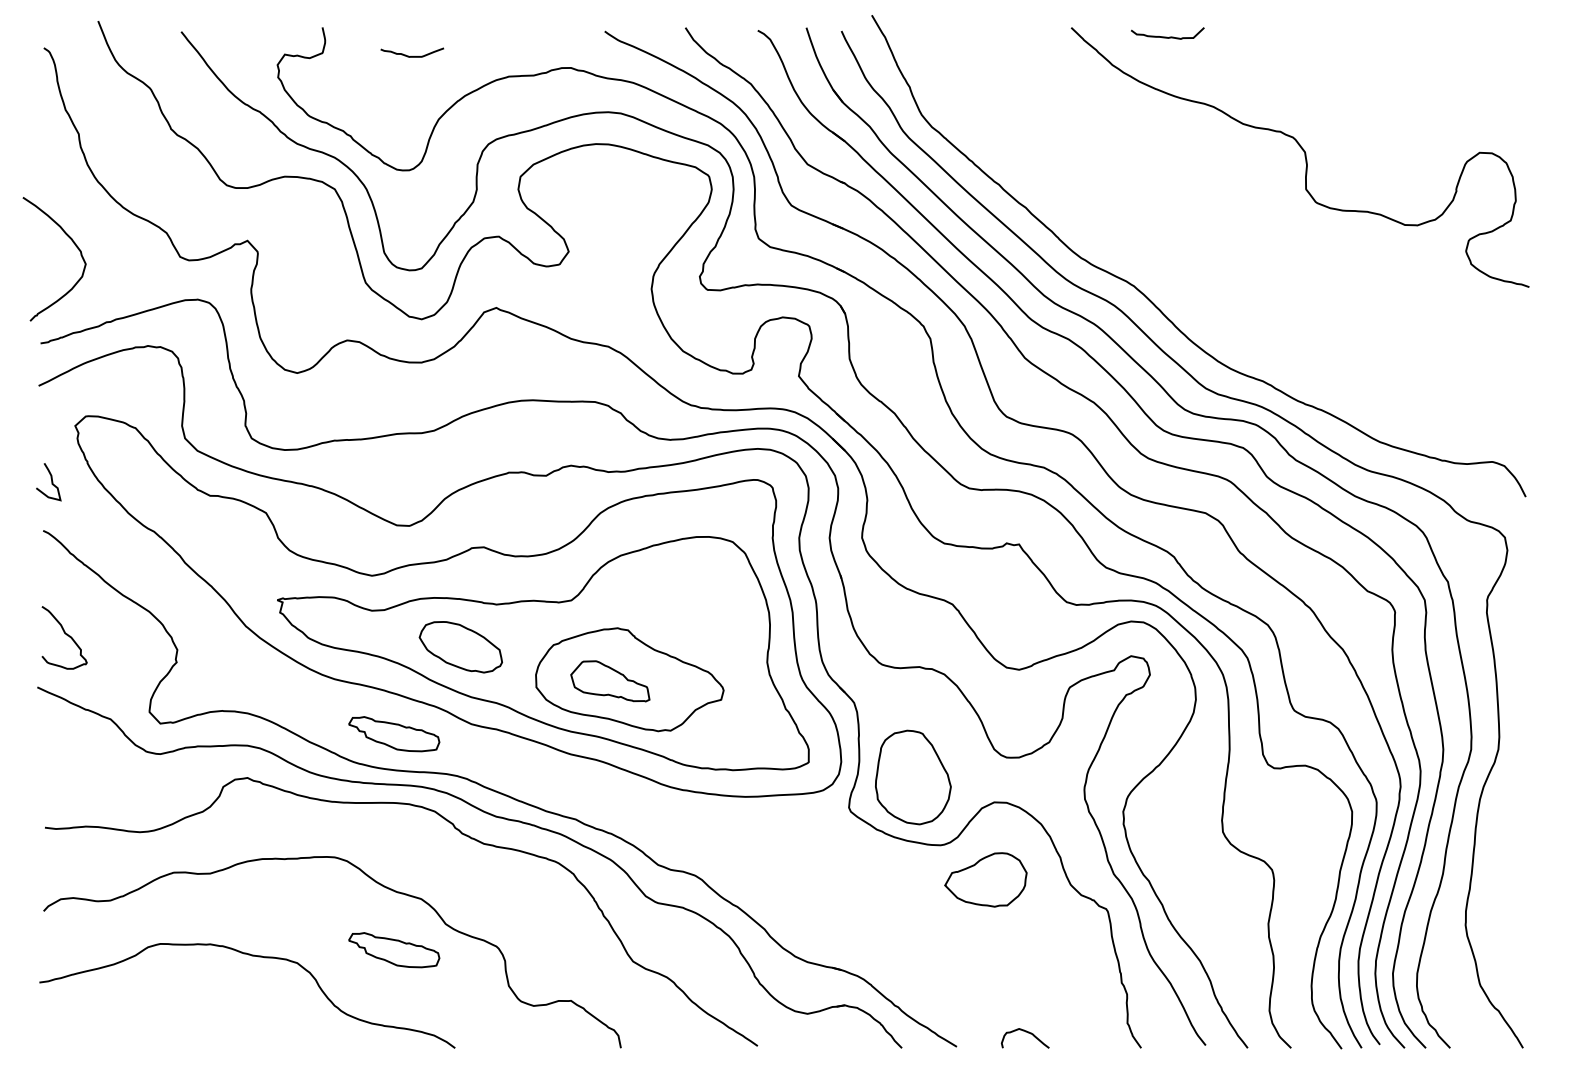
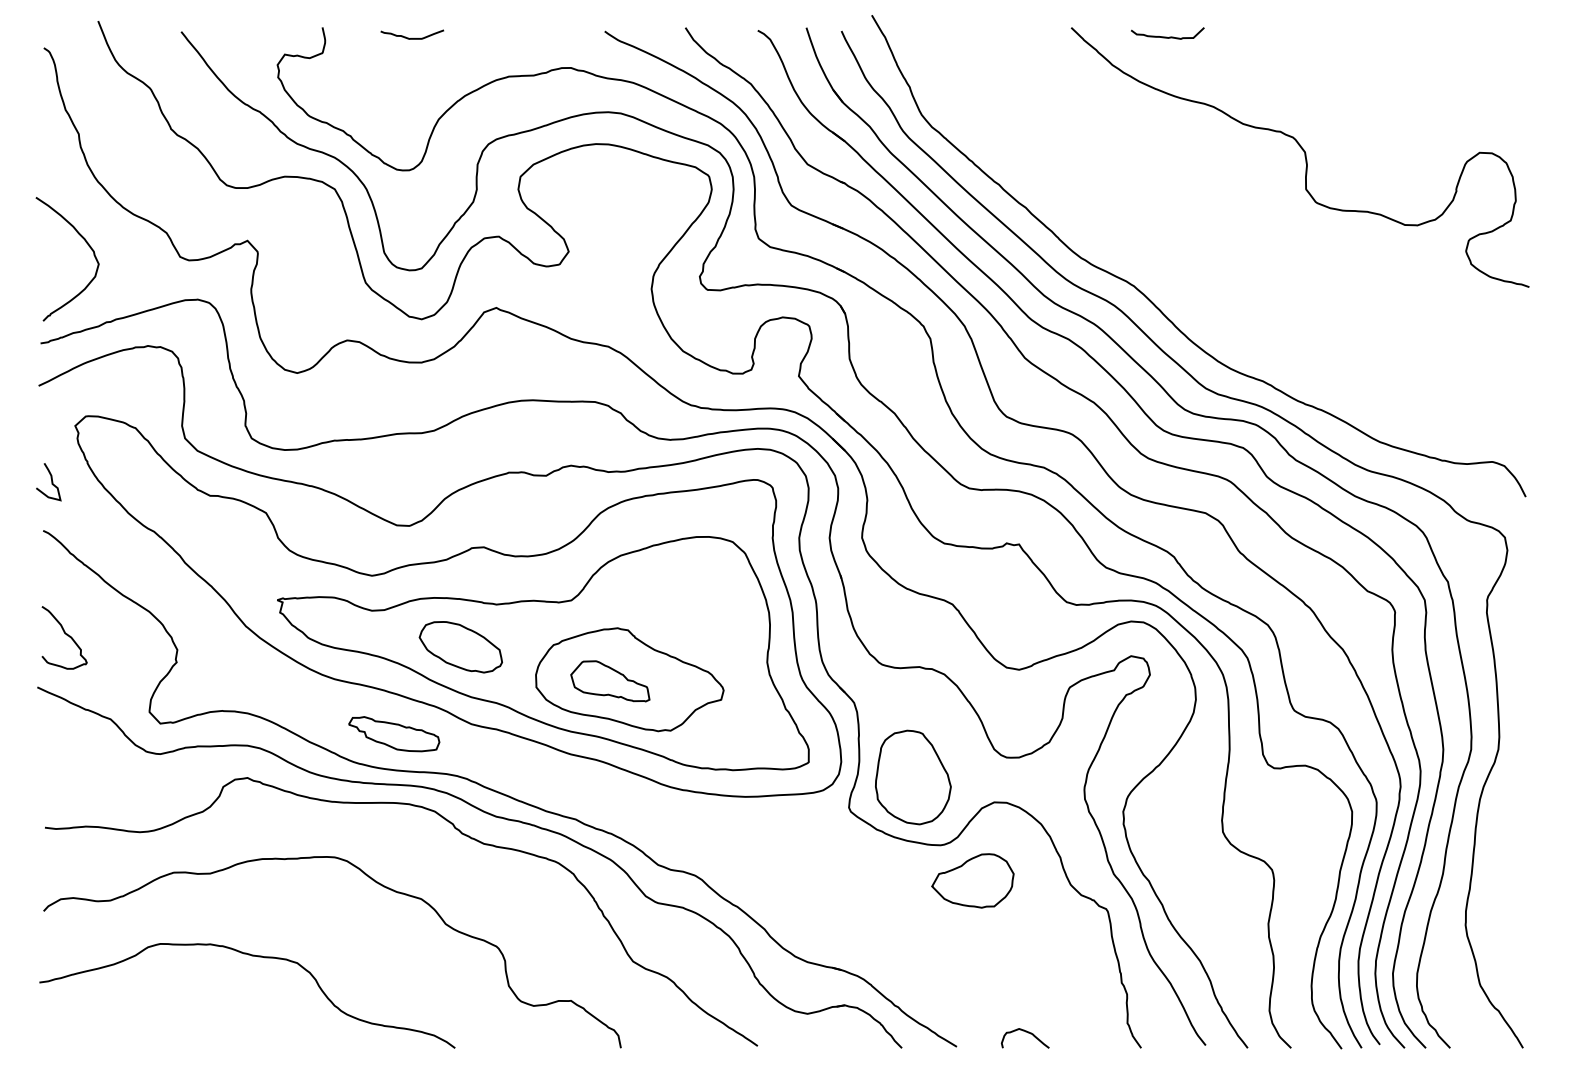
curve position: (412, 56) -> (412, 38) (412, 38)
curve position: (75, 246) -> (88, 246) (88, 246)
part position: (985, 879) -> (972, 880) (972, 880)
part: present -> none (394, 950)
